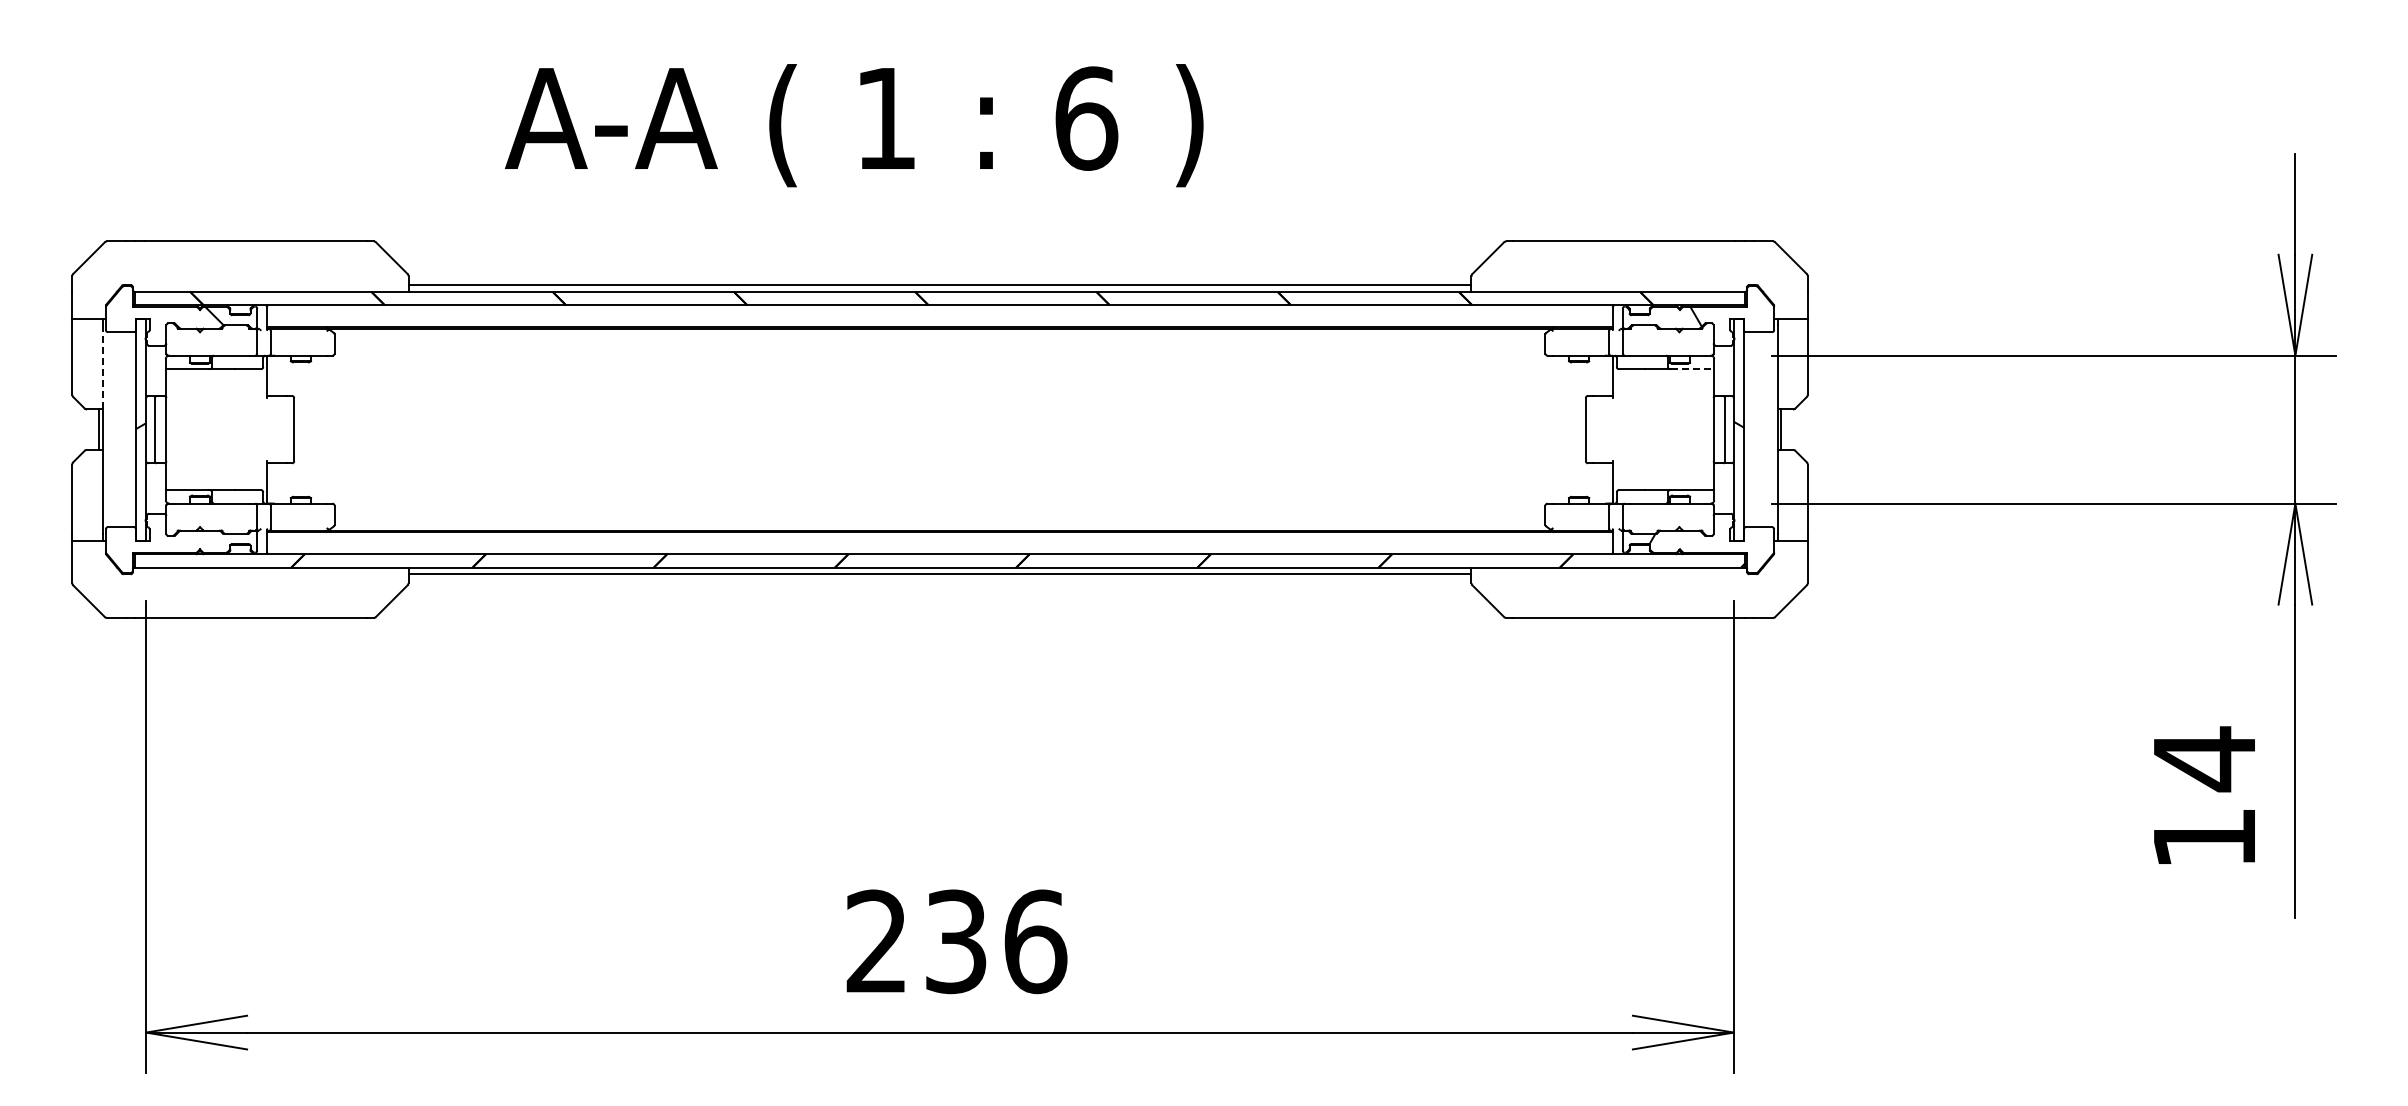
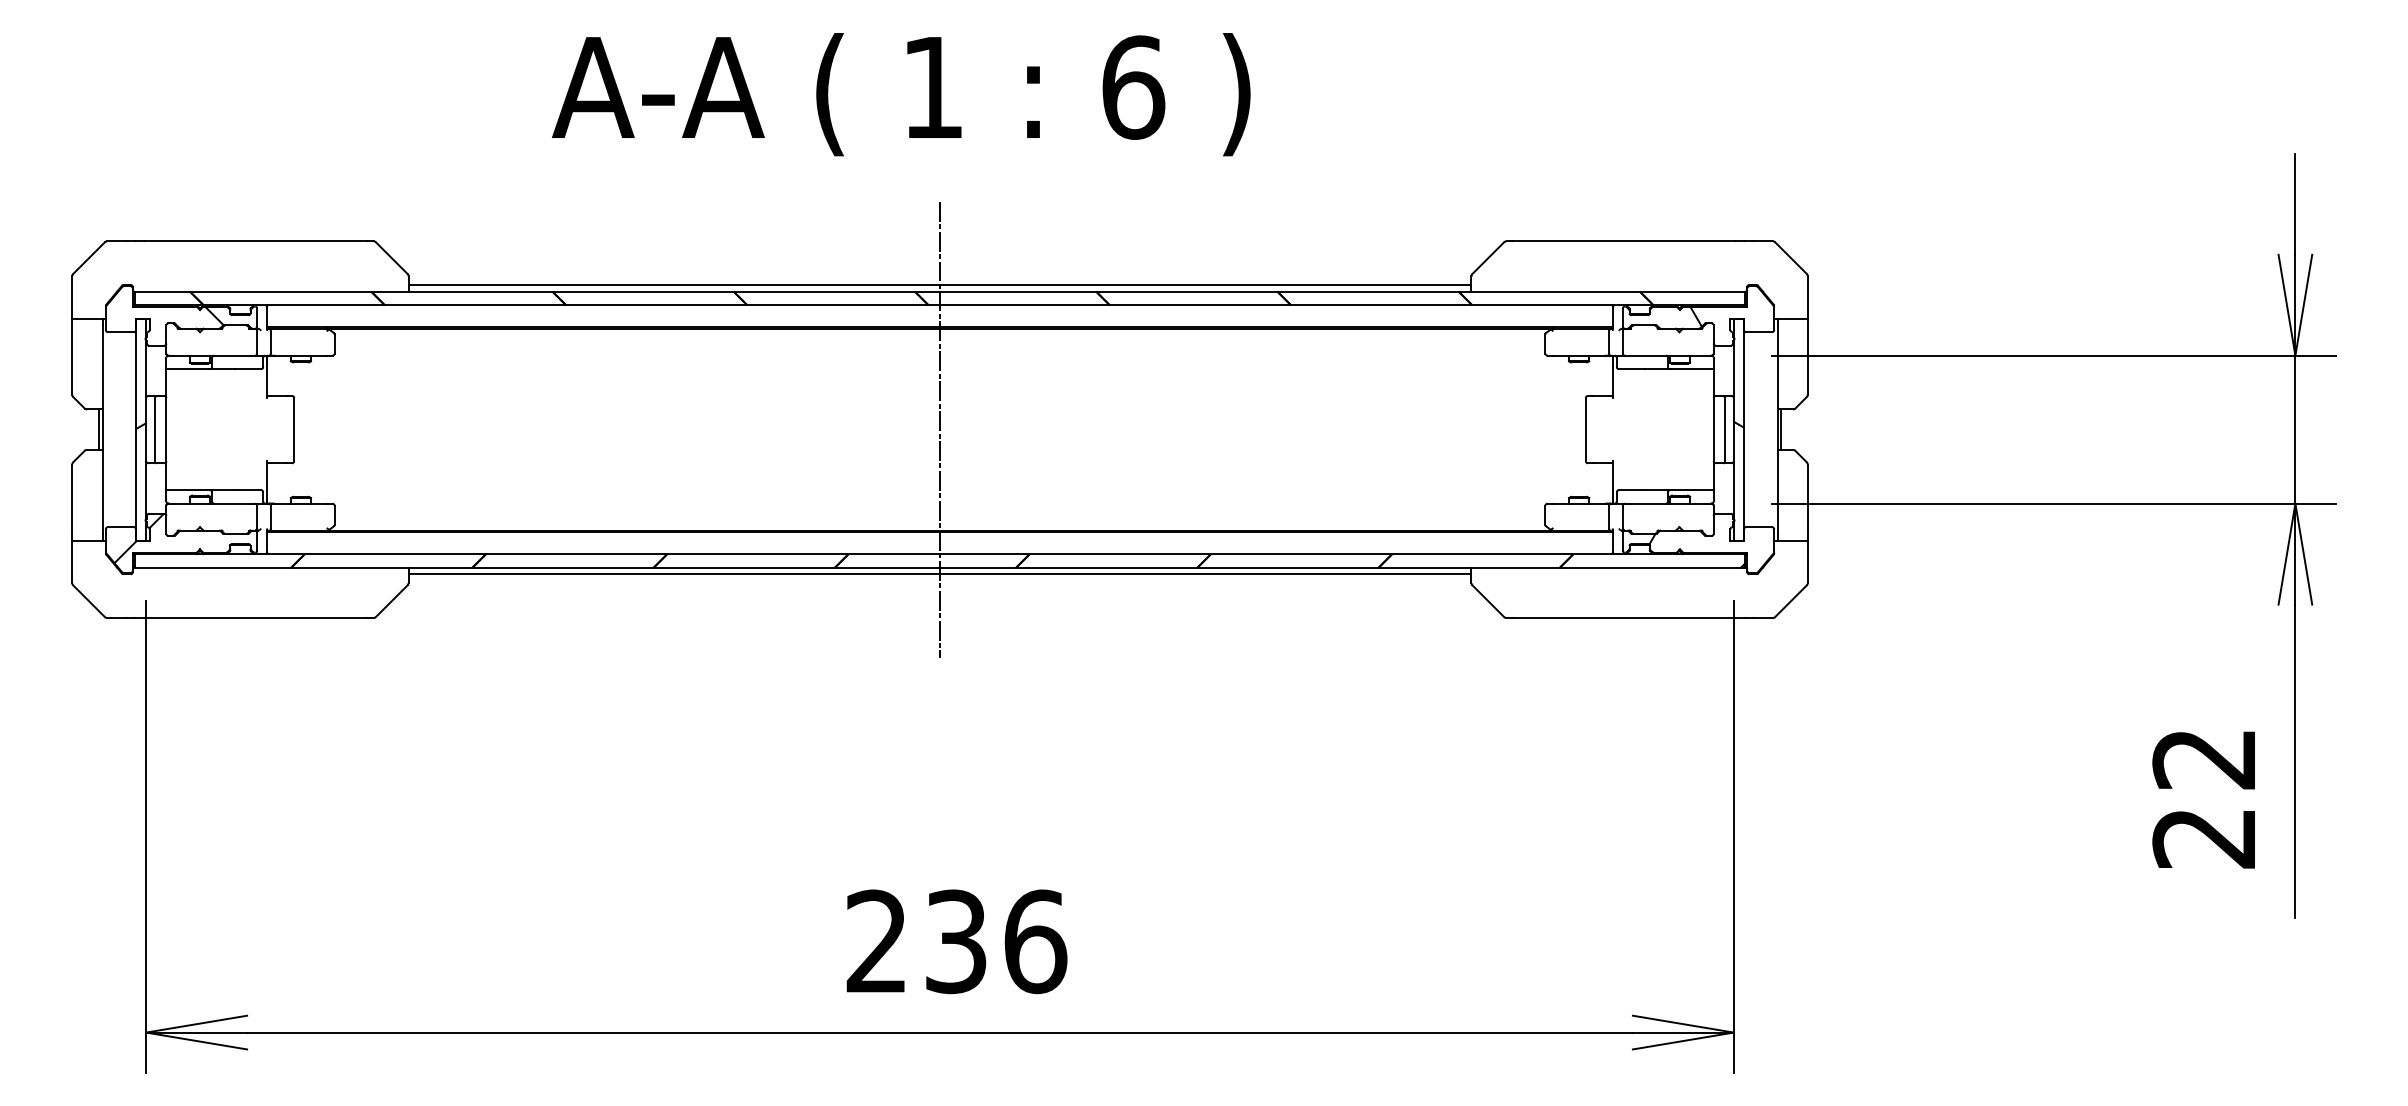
text position: (854, 125) -> (901, 94) (901, 94)
line: dashed -> solid (102, 366)
line: dashed -> solid (1692, 369)
line: none -> present (940, 429)
hatch: none -> present (138, 538)
text: 14 -> 22 (2203, 797)
